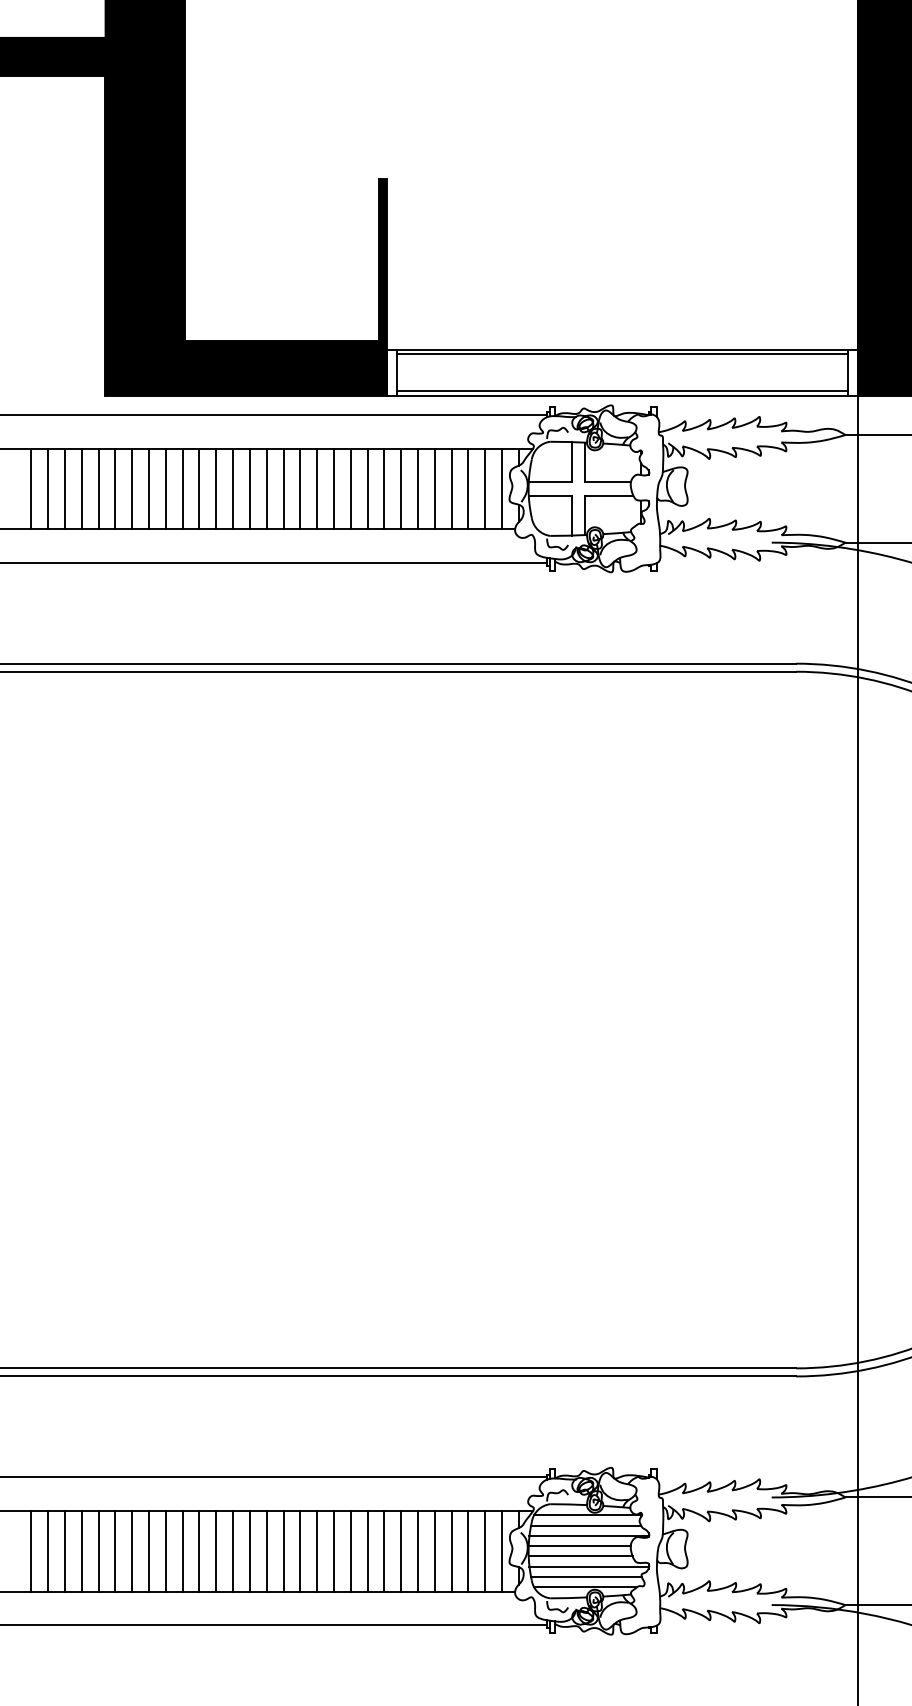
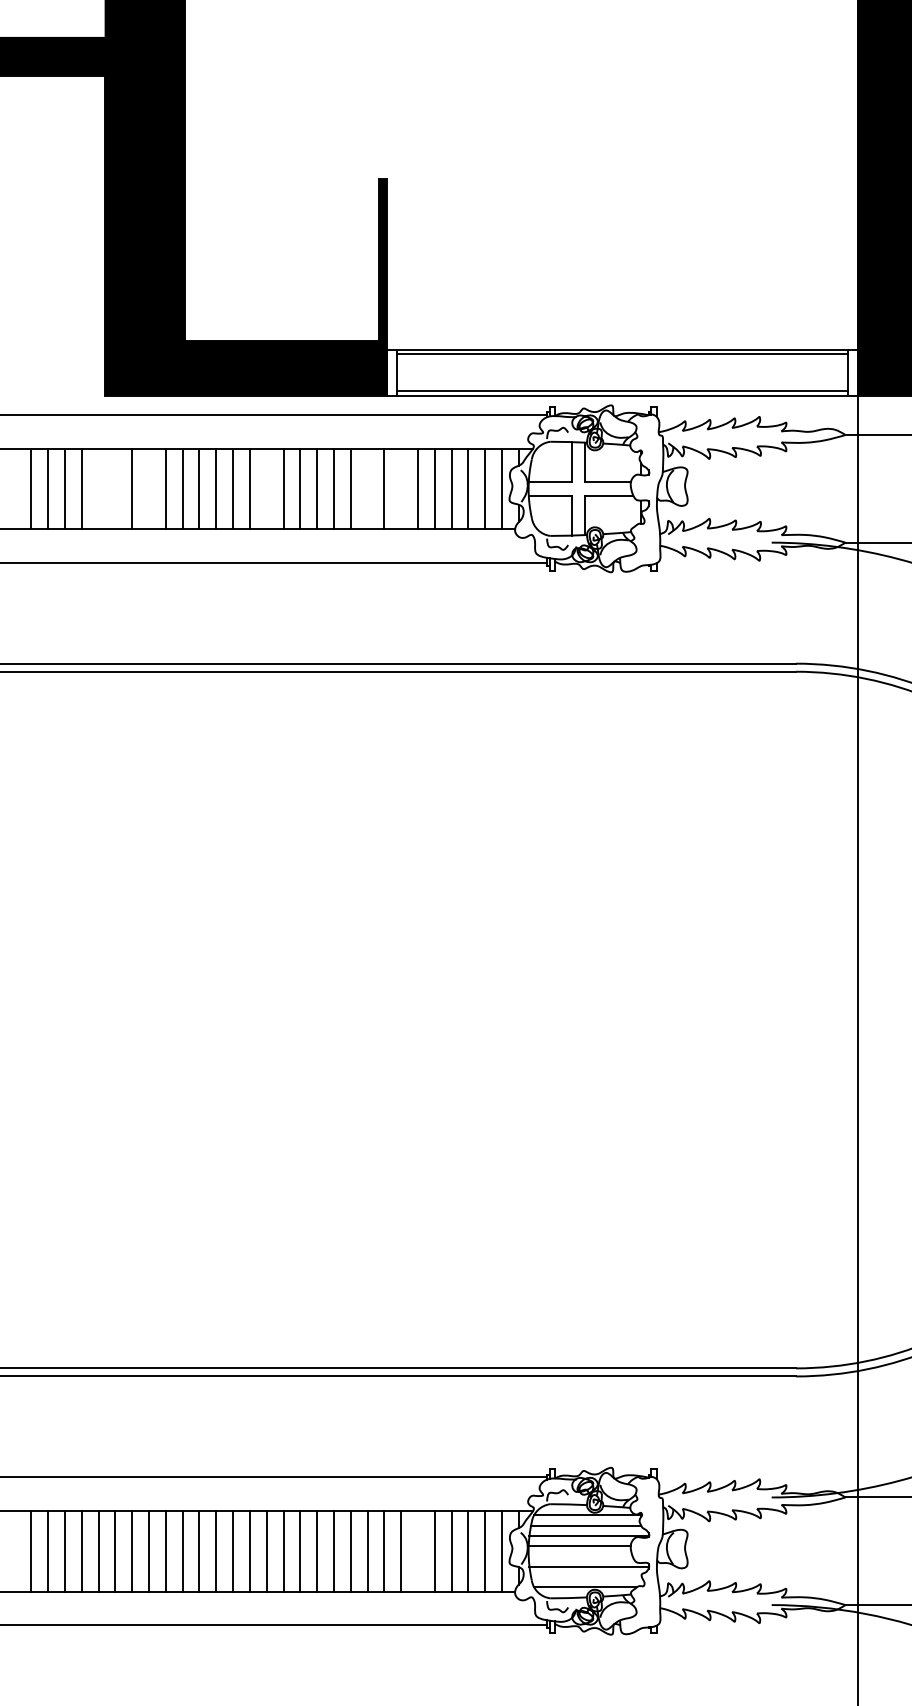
line: present -> none (98, 488)
line: present -> none (115, 488)
line: present -> none (149, 488)
line: present -> none (266, 488)
line: present -> none (367, 488)
line: present -> none (401, 488)
line: present -> none (417, 1550)
line: present -> none (580, 1556)
line: present -> none (586, 1576)
